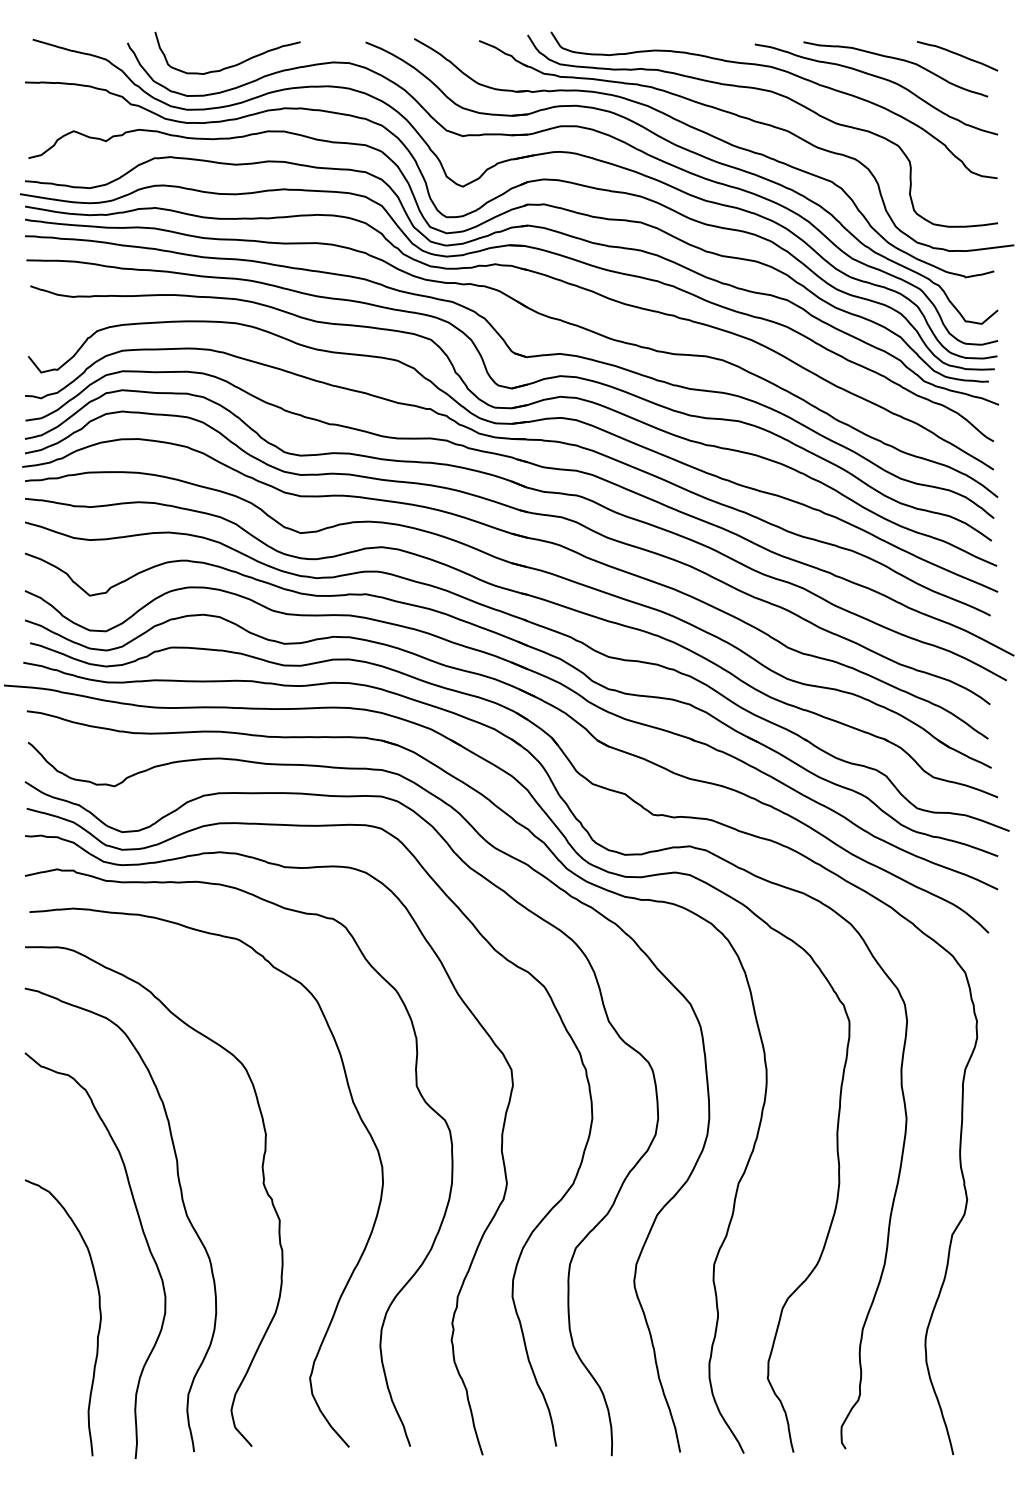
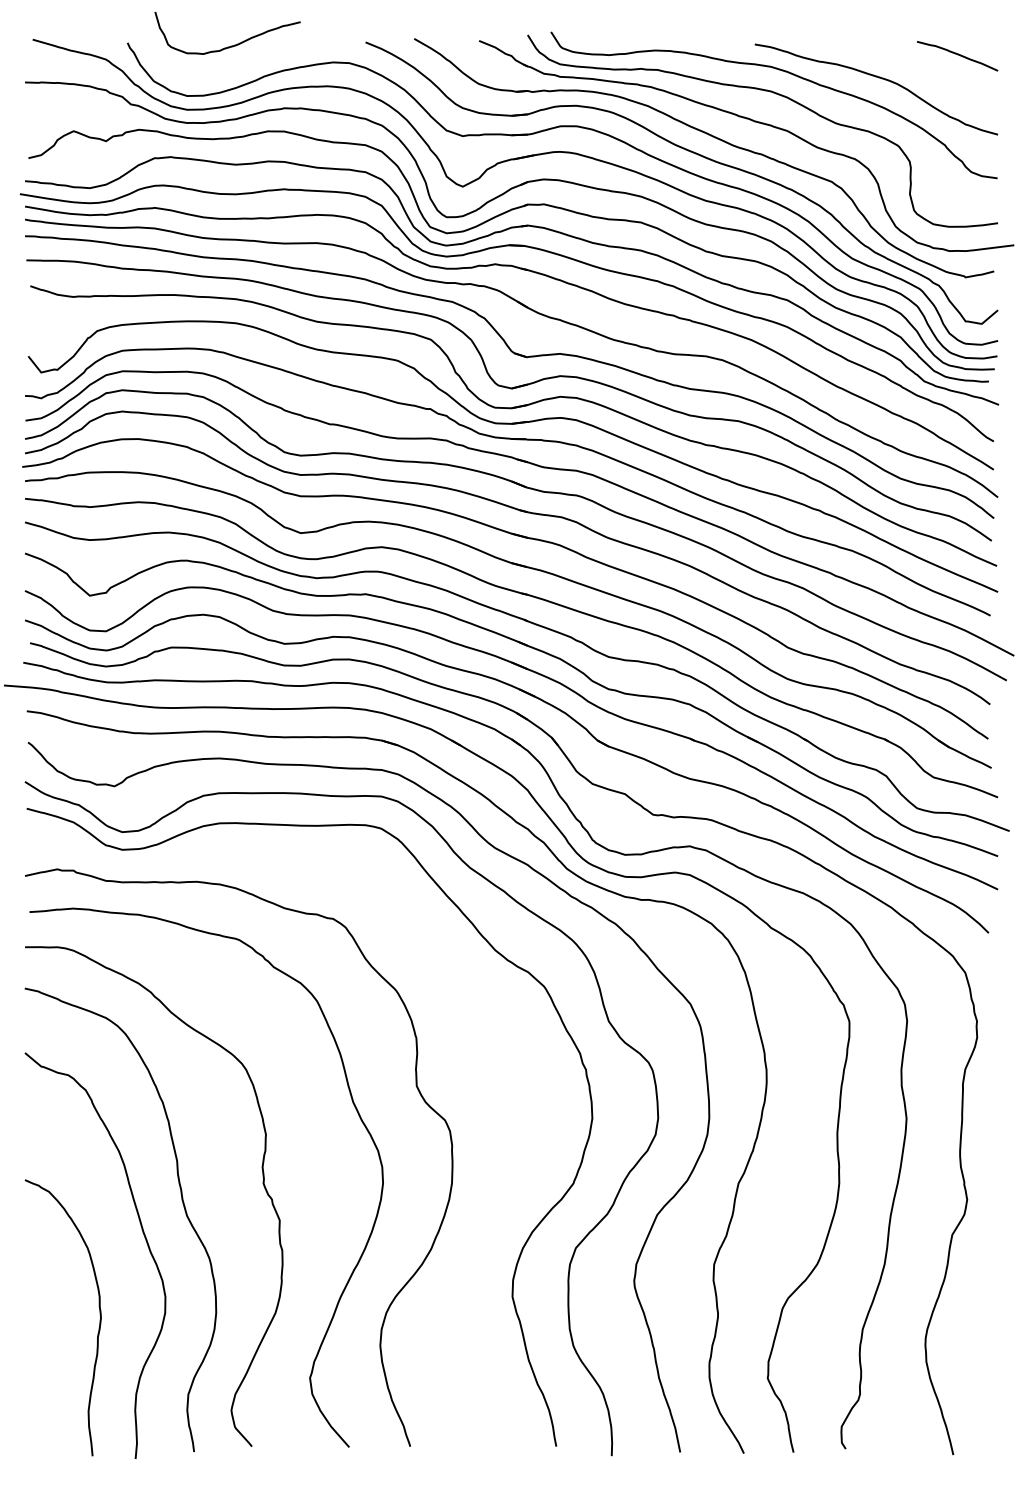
curve: present -> none (899, 60)
curve position: (231, 65) -> (231, 45) (231, 45)
curve: present -> none (478, 1242)
